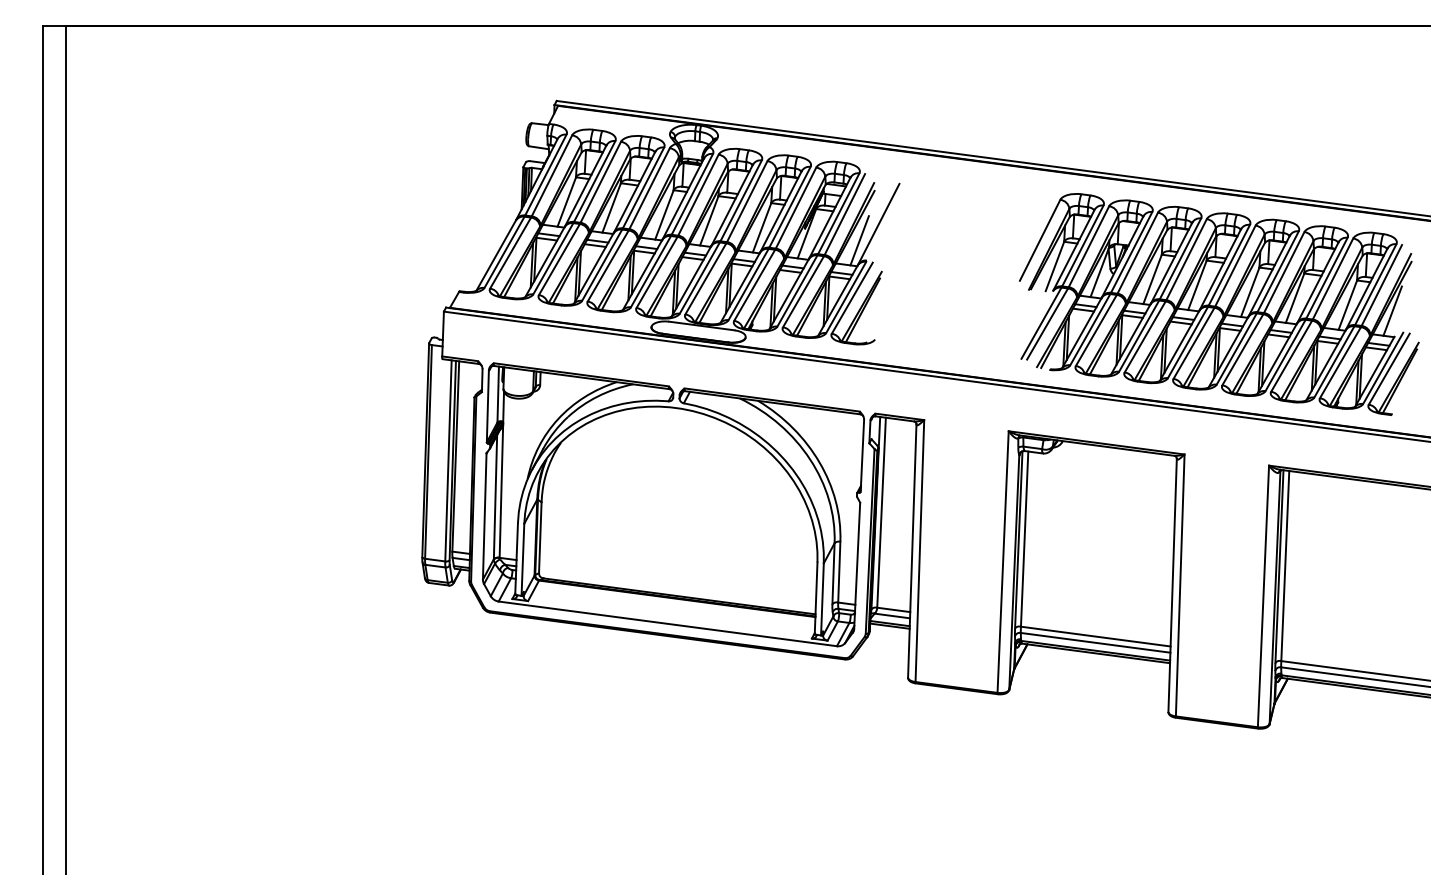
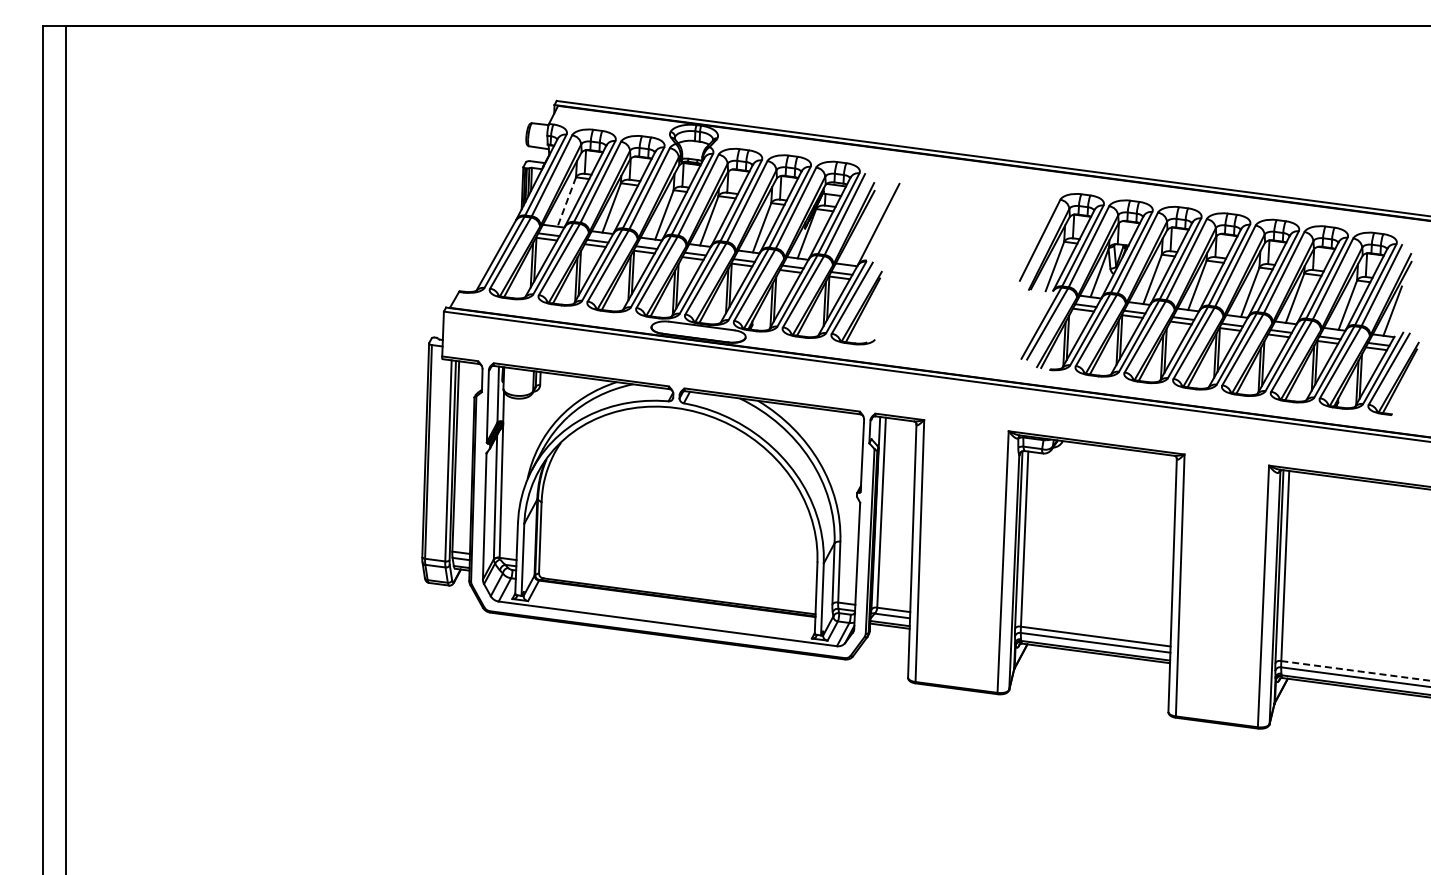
line: solid -> dashed (566, 202)
line: present -> none (859, 240)
line: solid -> dashed (1356, 671)
